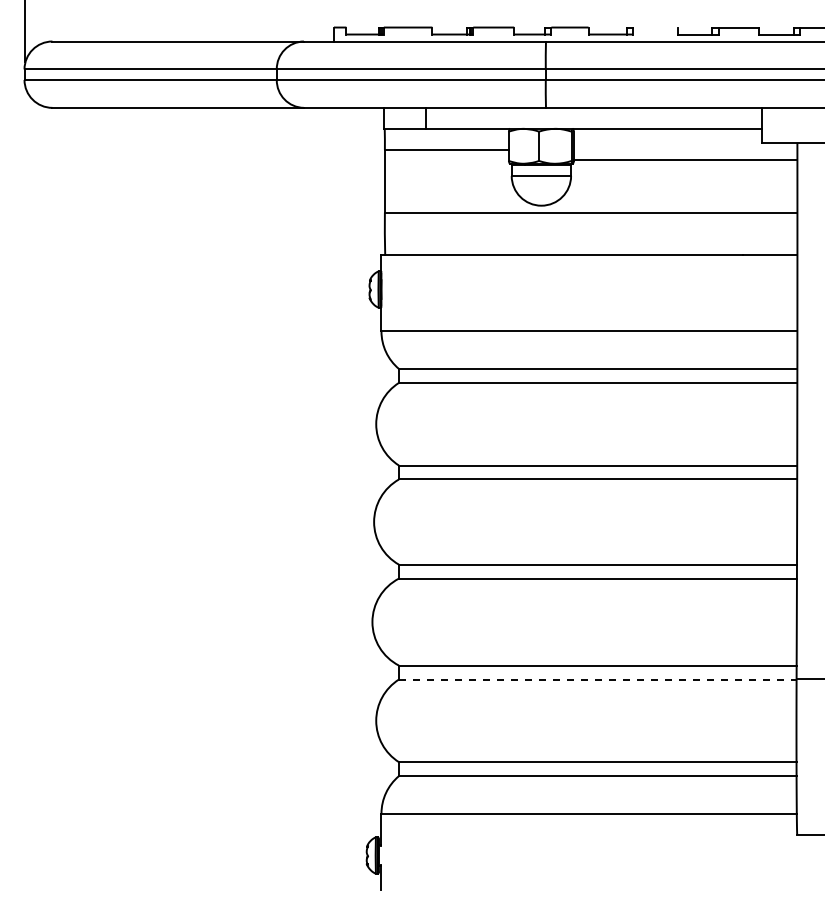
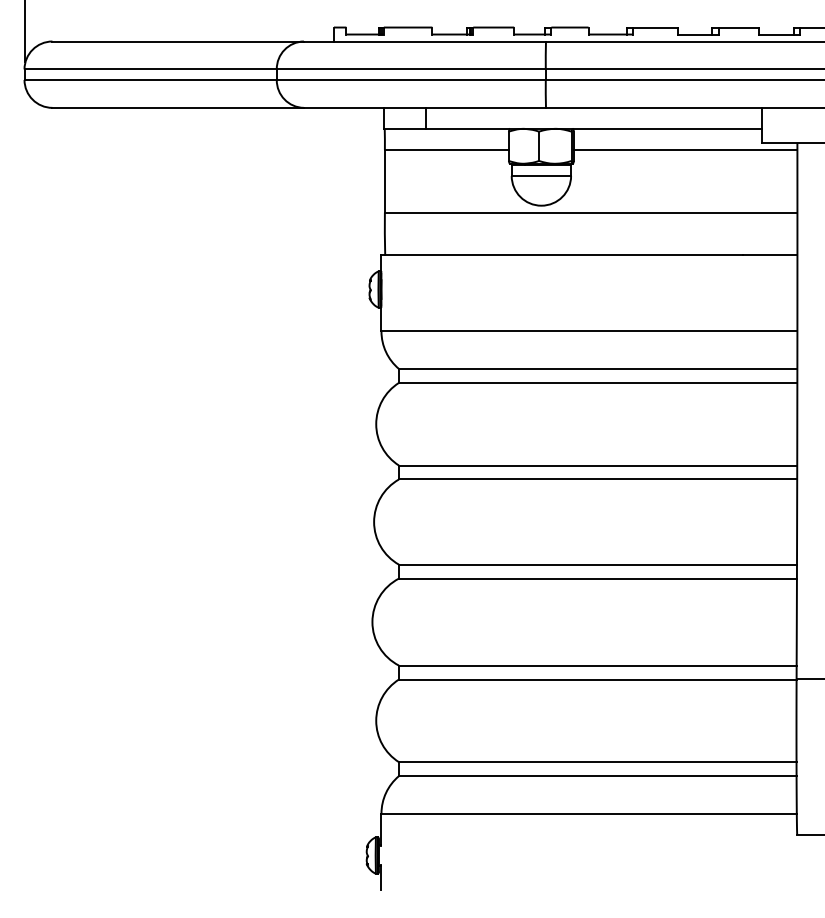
line: none -> present (655, 27)
line position: (685, 159) -> (685, 149) (685, 149)
line: dashed -> solid (597, 679)
